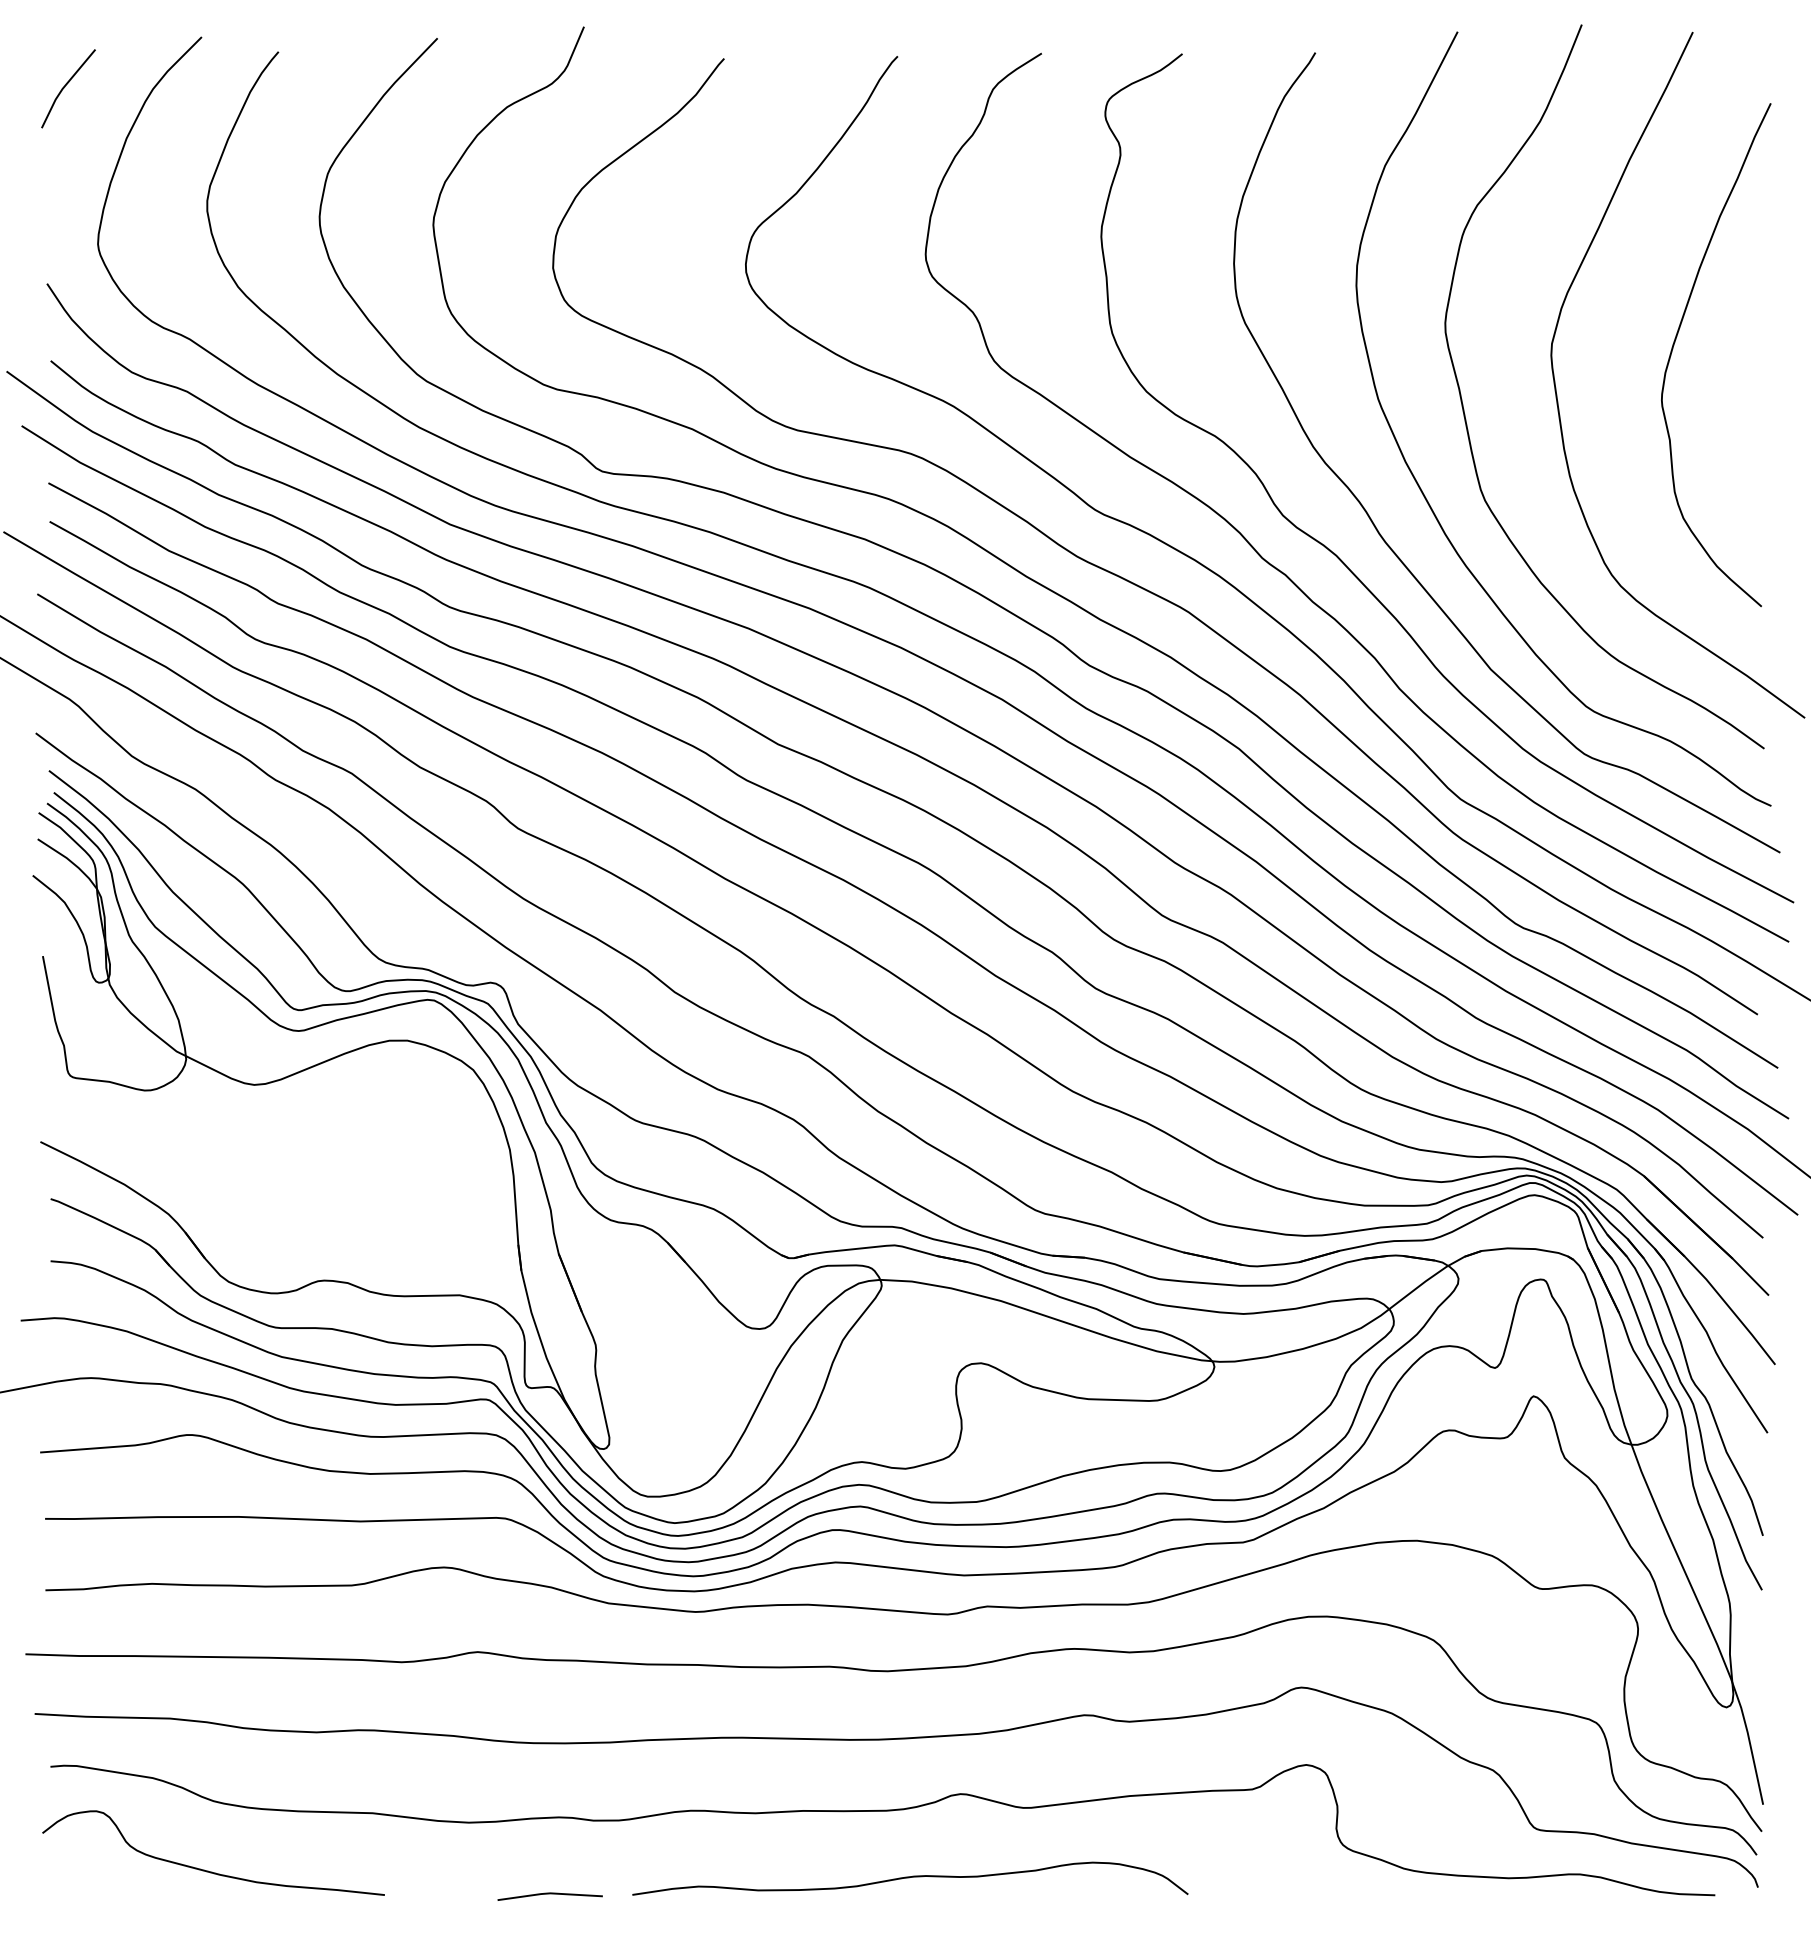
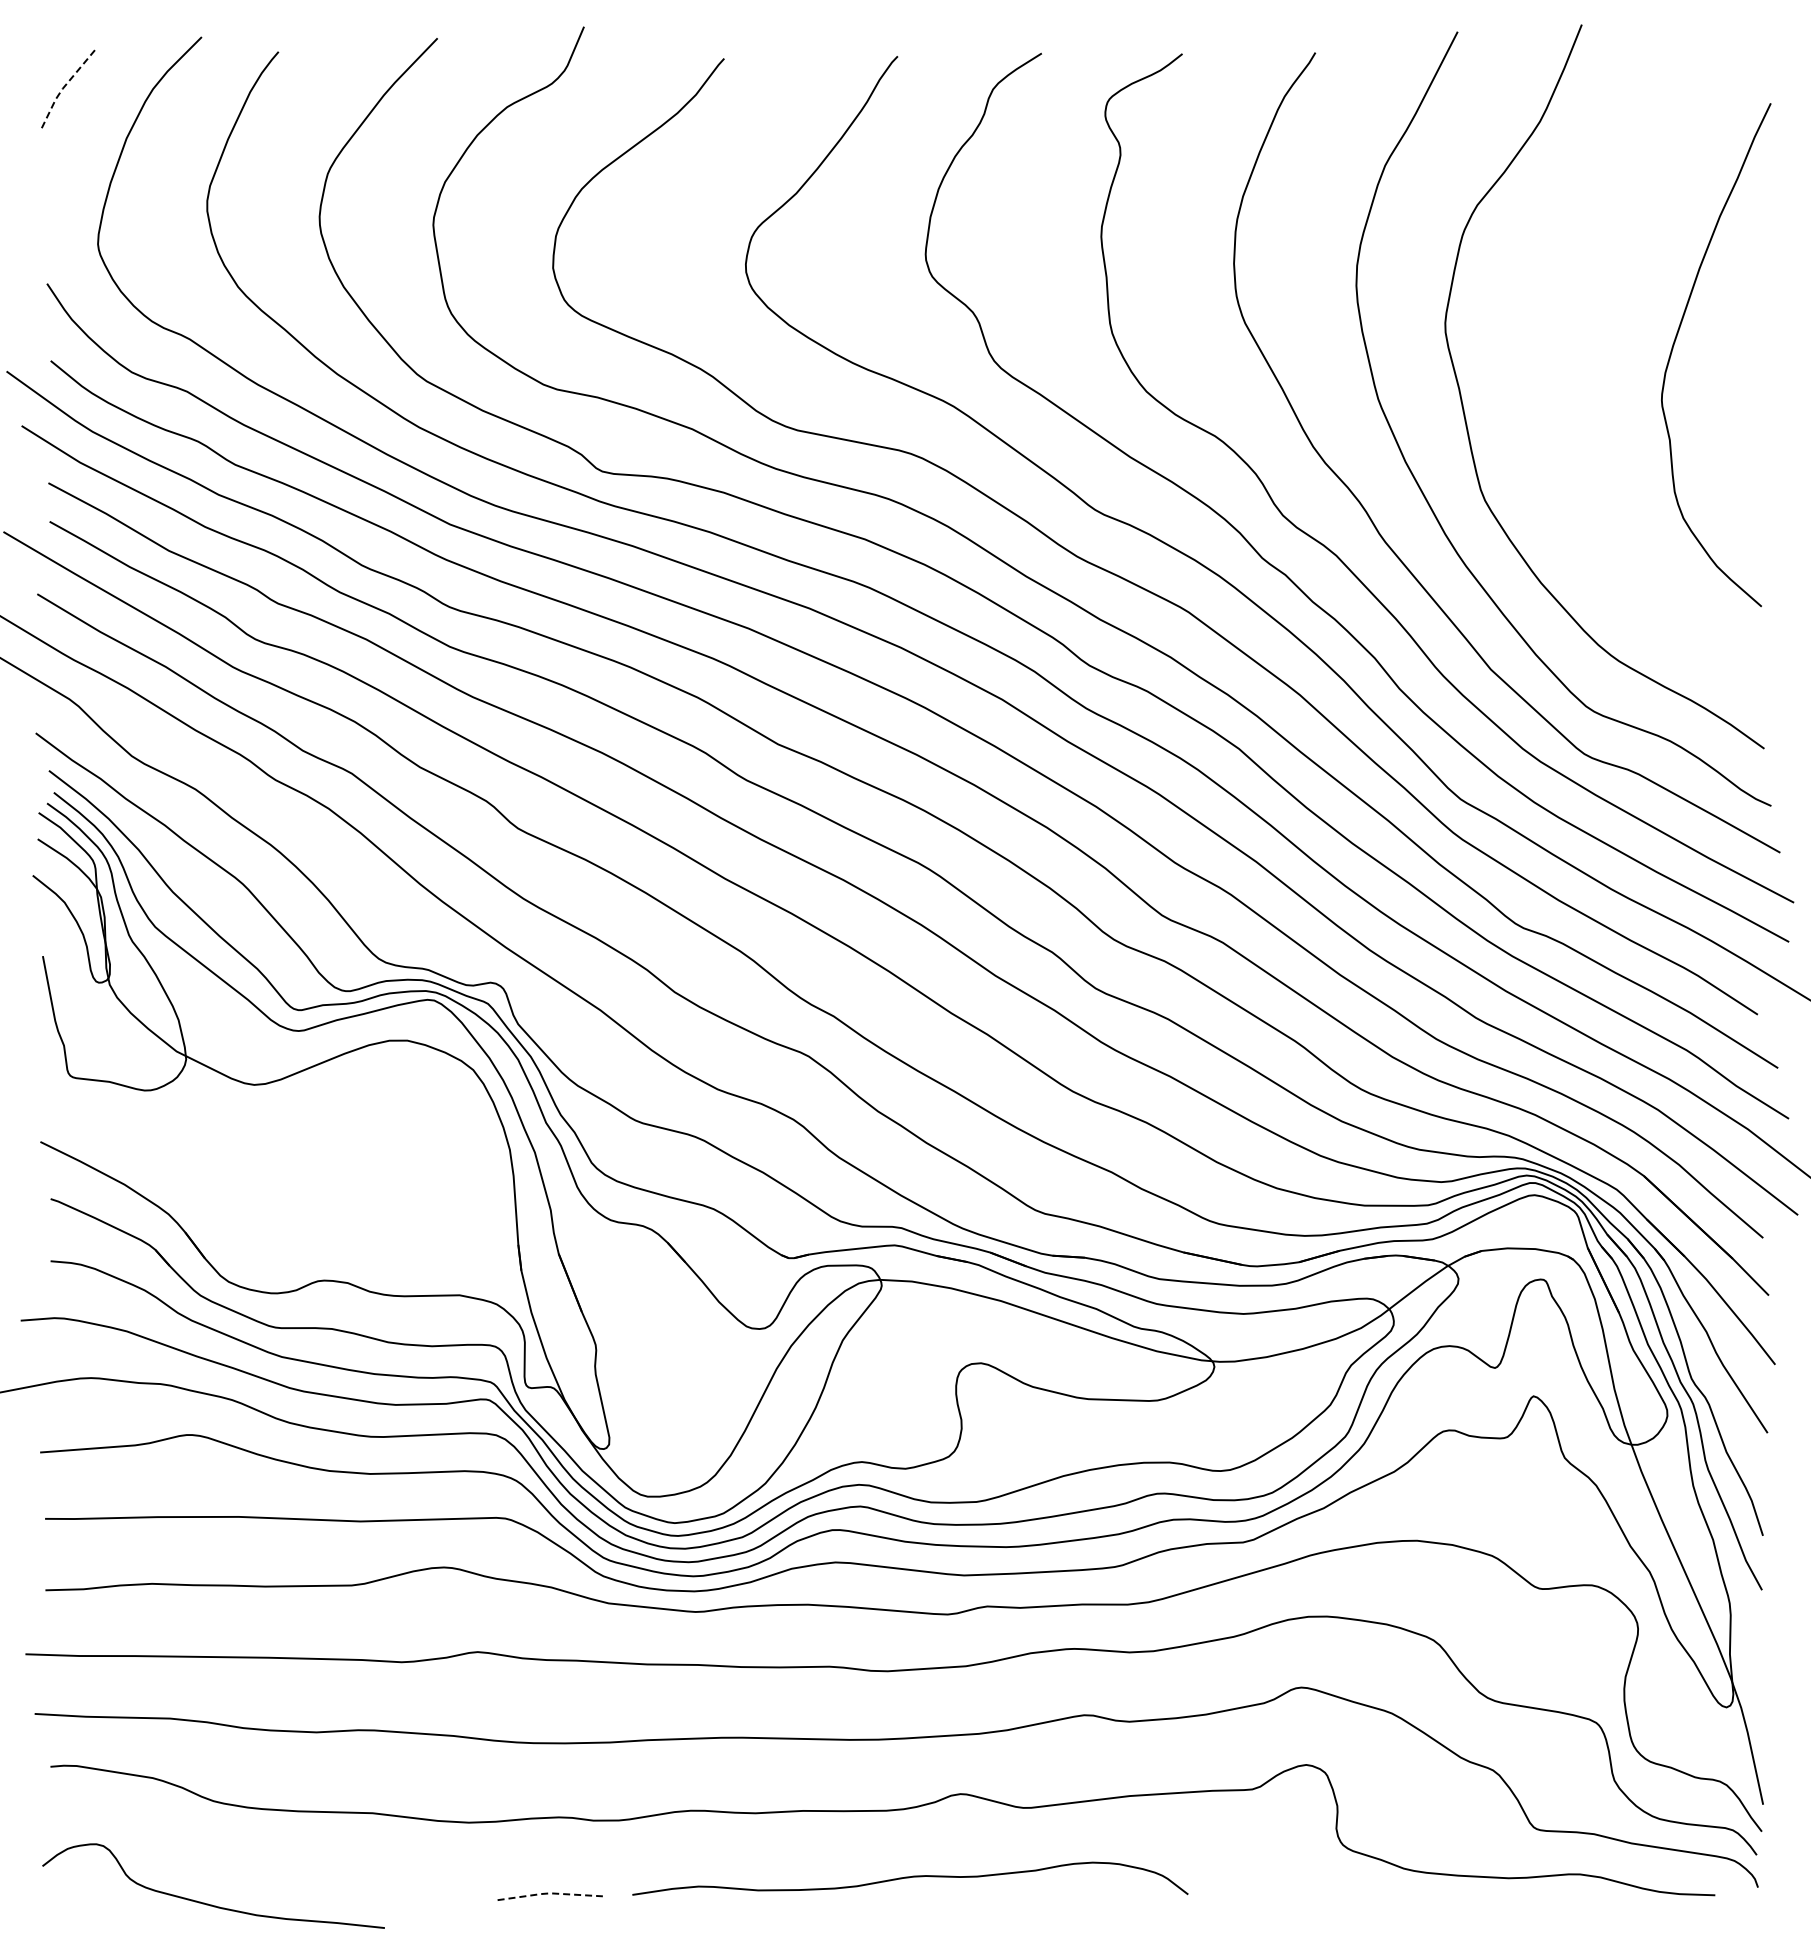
line: solid -> dashed (64, 86)
curve: present -> none (1557, 394)
curve position: (208, 1870) -> (208, 1903) (208, 1903)
line: solid -> dashed (550, 1893)
